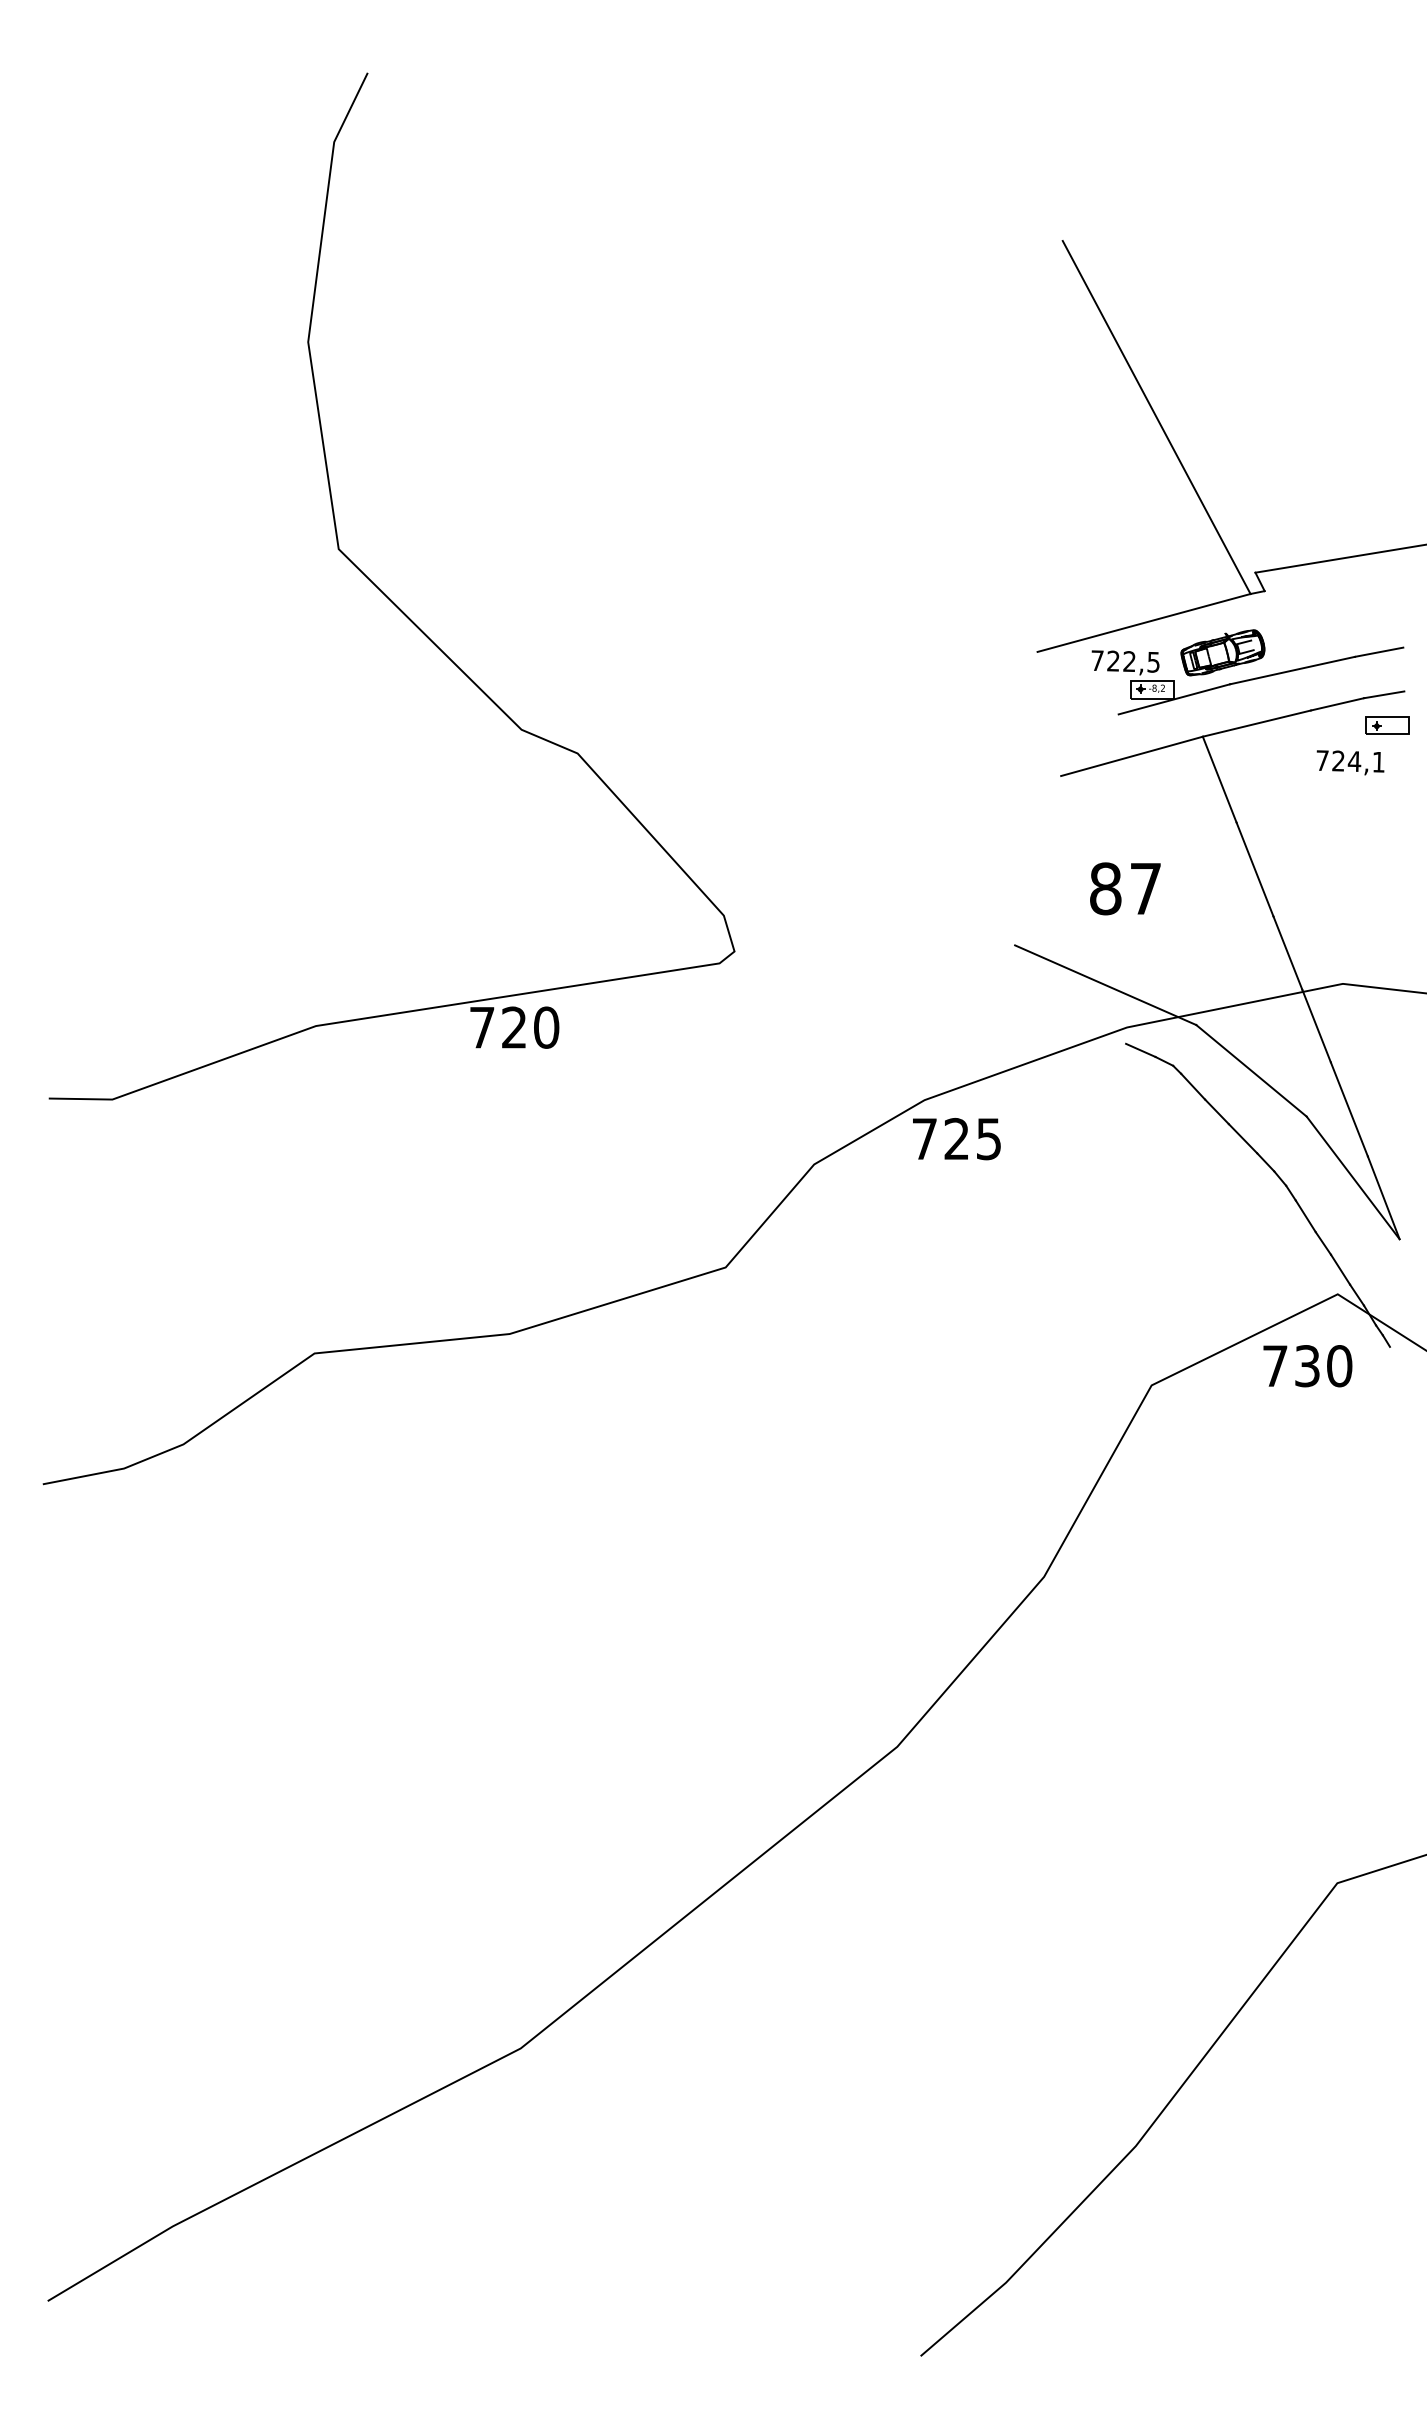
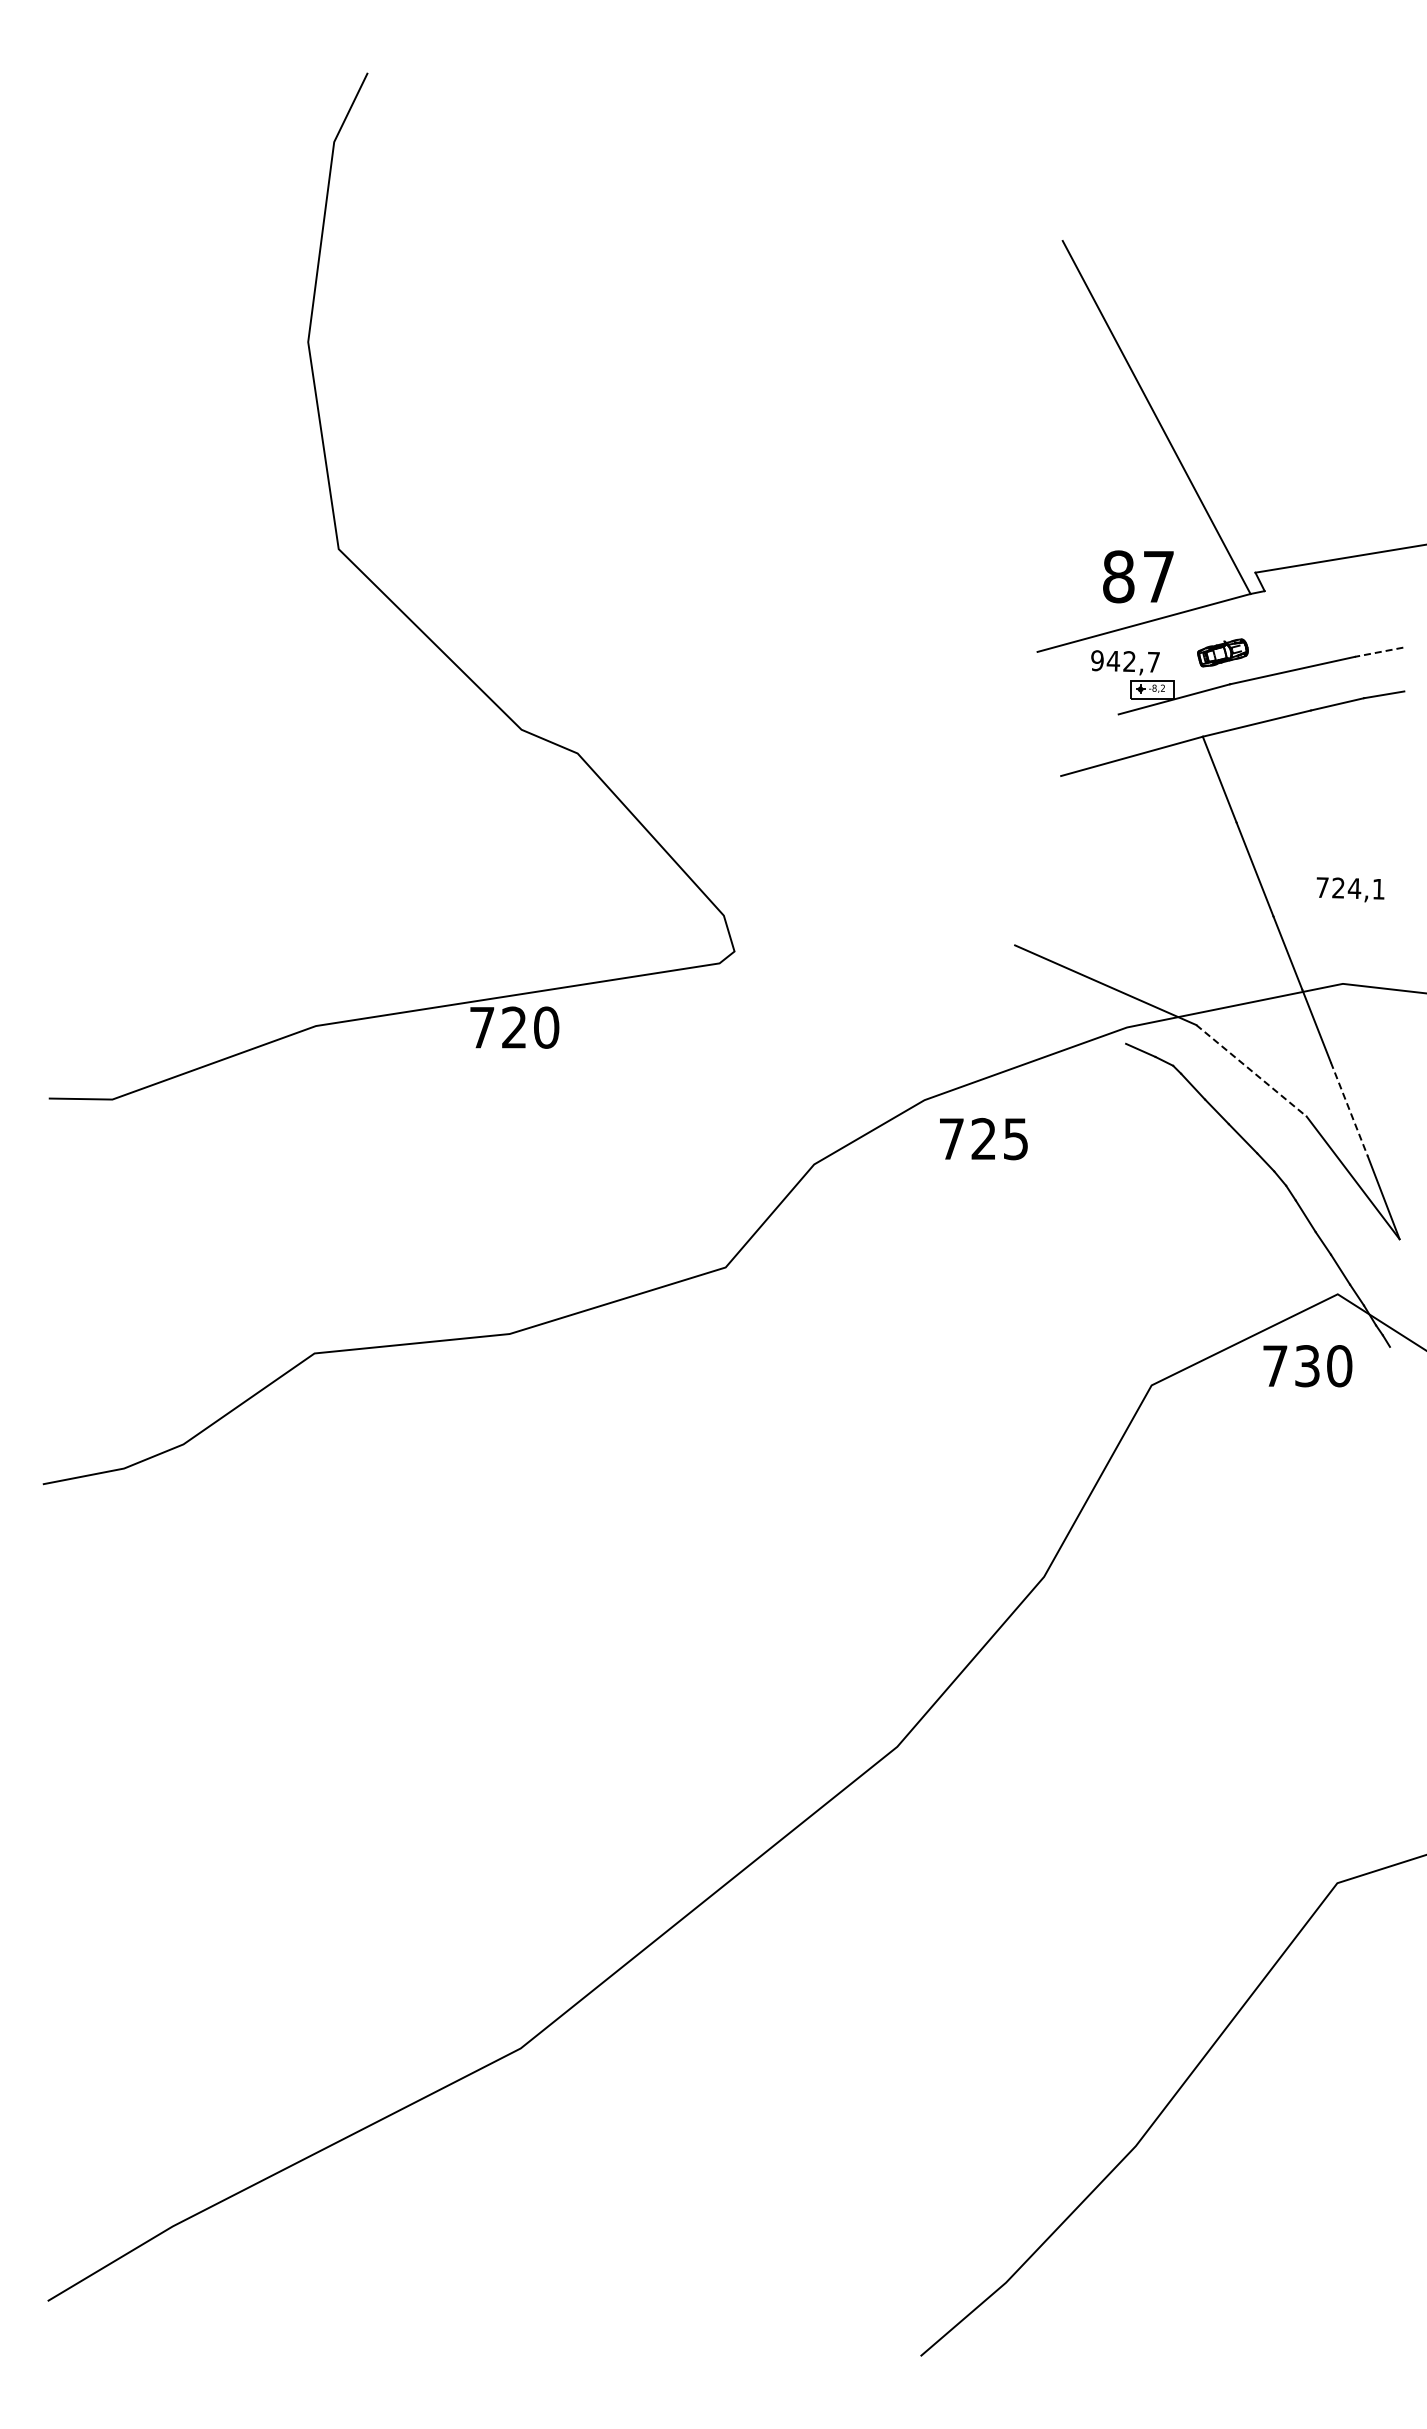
part size: 86x48 px -> 52x30 px (1222, 652)
line: solid -> dashed (1379, 652)
text: 722,5 -> 942,7 (1125, 661)
part: present -> none (1387, 725)
text position: (1350, 762) -> (1350, 889) (1350, 889)
text position: (1125, 888) -> (1138, 576) (1138, 576)
line: solid -> dashed (1251, 1070)
line: solid -> dashed (1349, 1109)
text position: (956, 1139) -> (983, 1139) (983, 1139)
